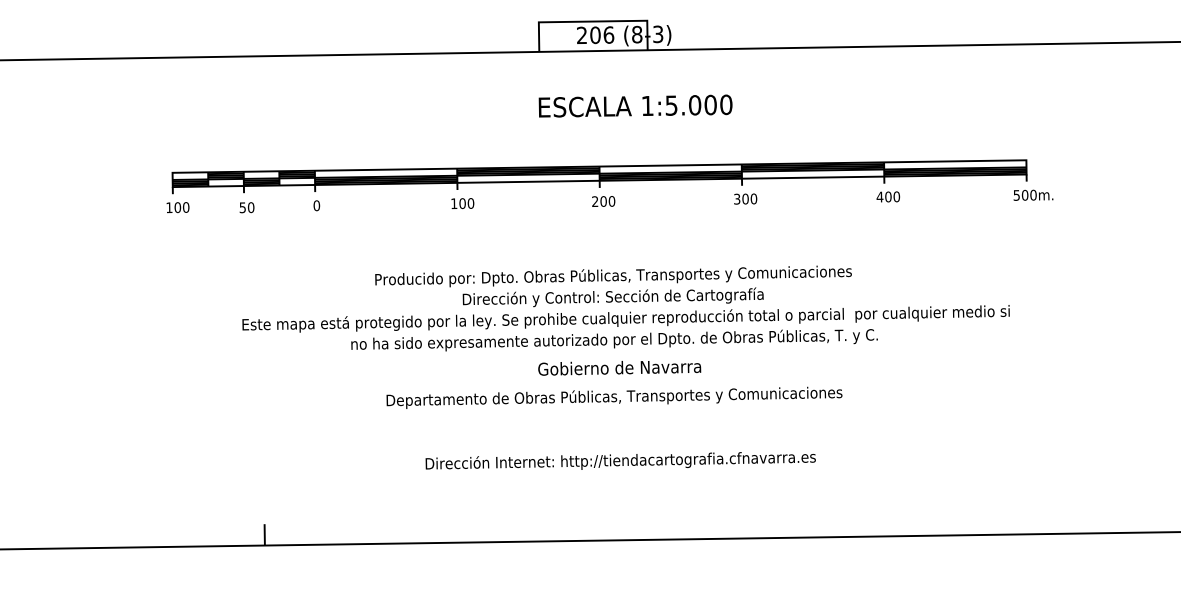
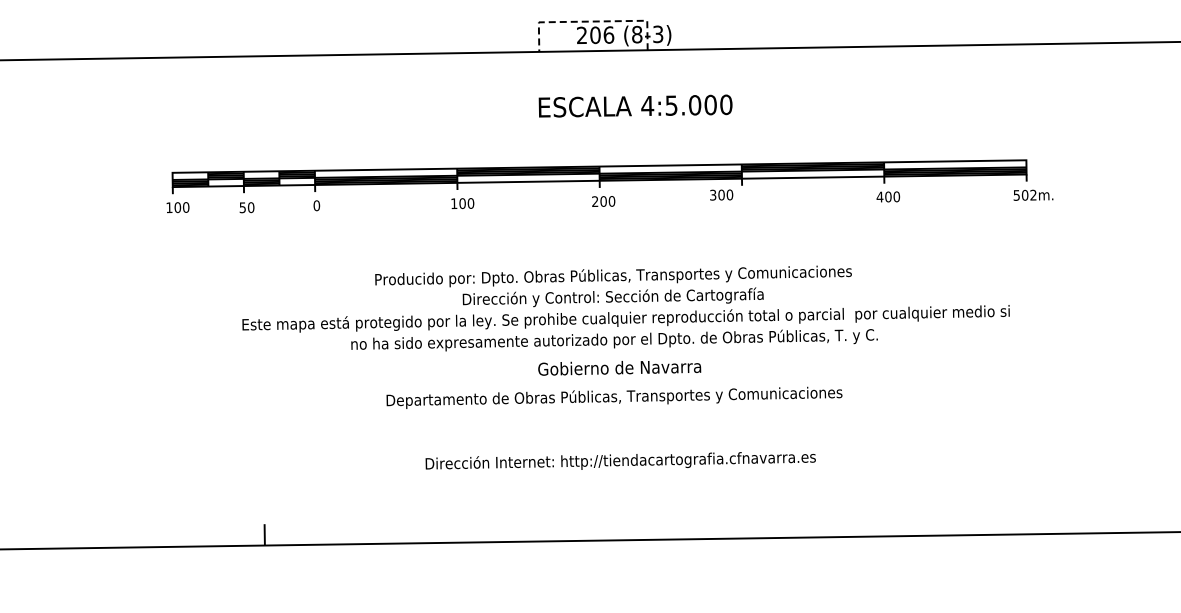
line: solid -> dashed (592, 21)
text: 1:5.000 -> 4:5.000 (647, 105)
text: 500m. -> 502m. (1033, 194)
text position: (745, 198) -> (721, 194) (721, 194)
